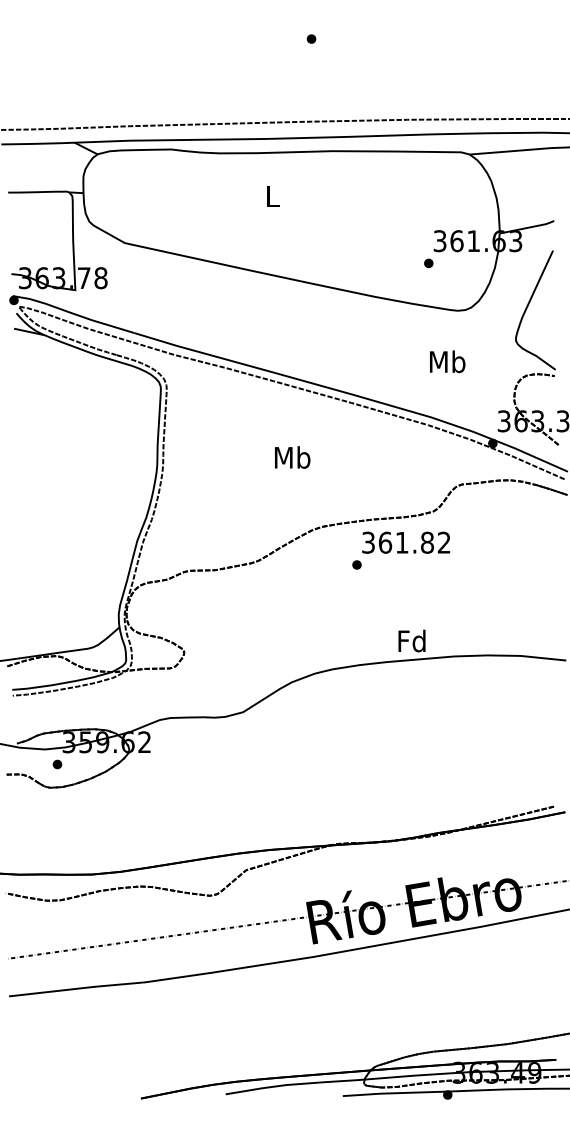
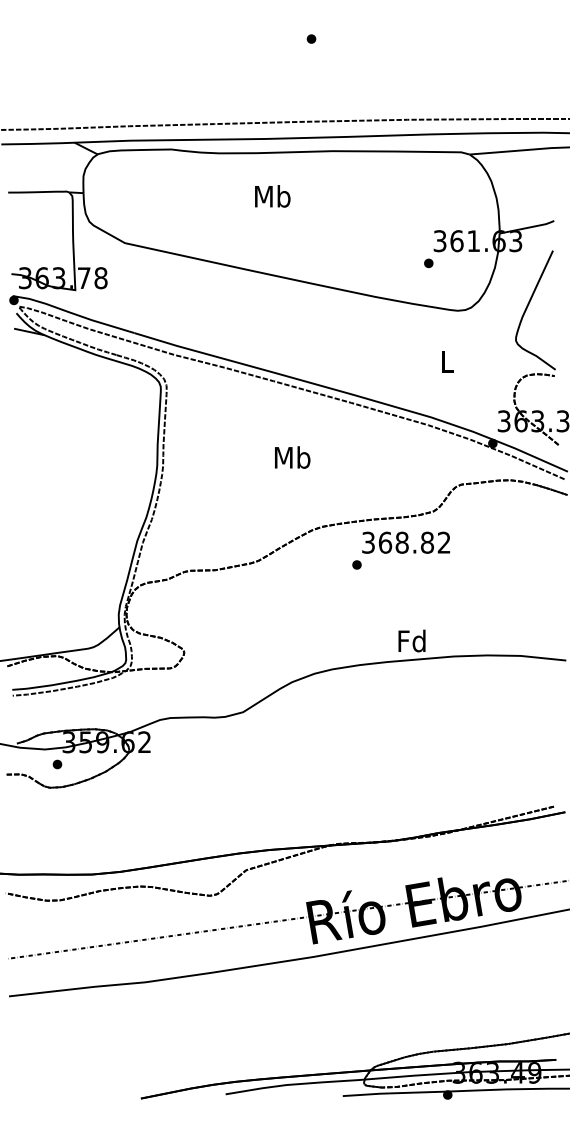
text: L -> Mb (272, 196)
text: Mb -> L (447, 361)
text: 361.82 -> 368.82 (401, 542)
